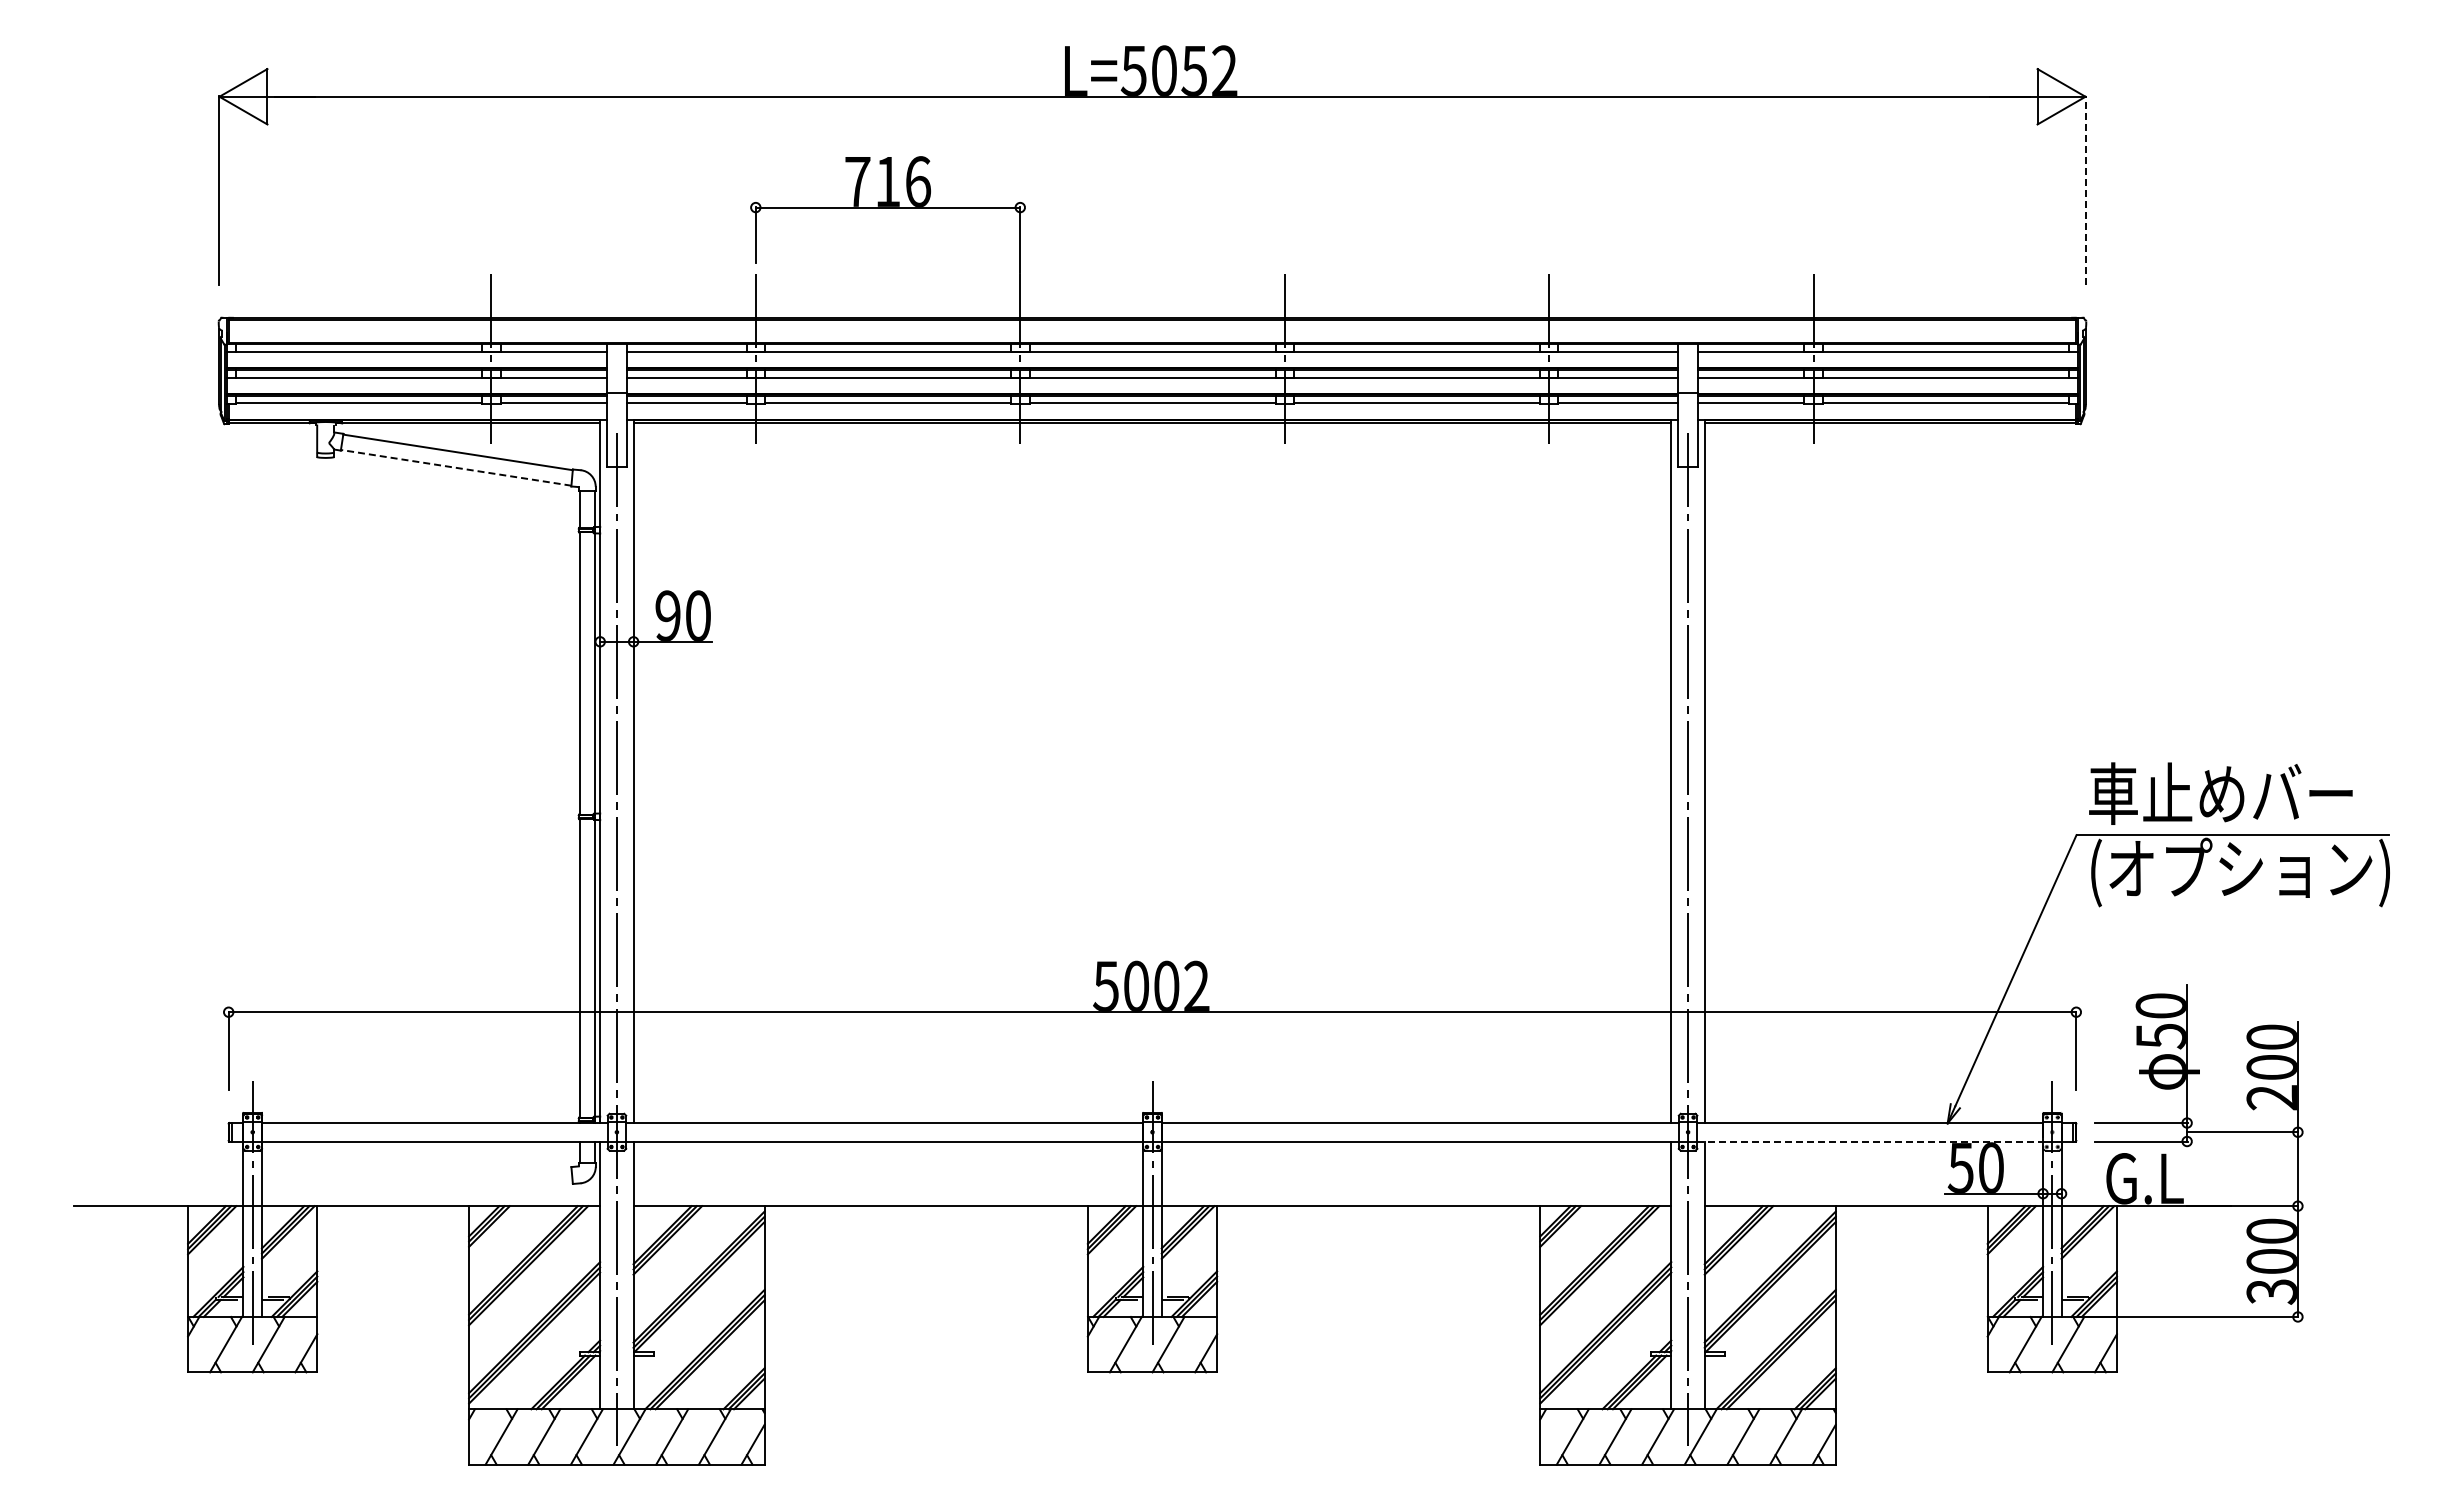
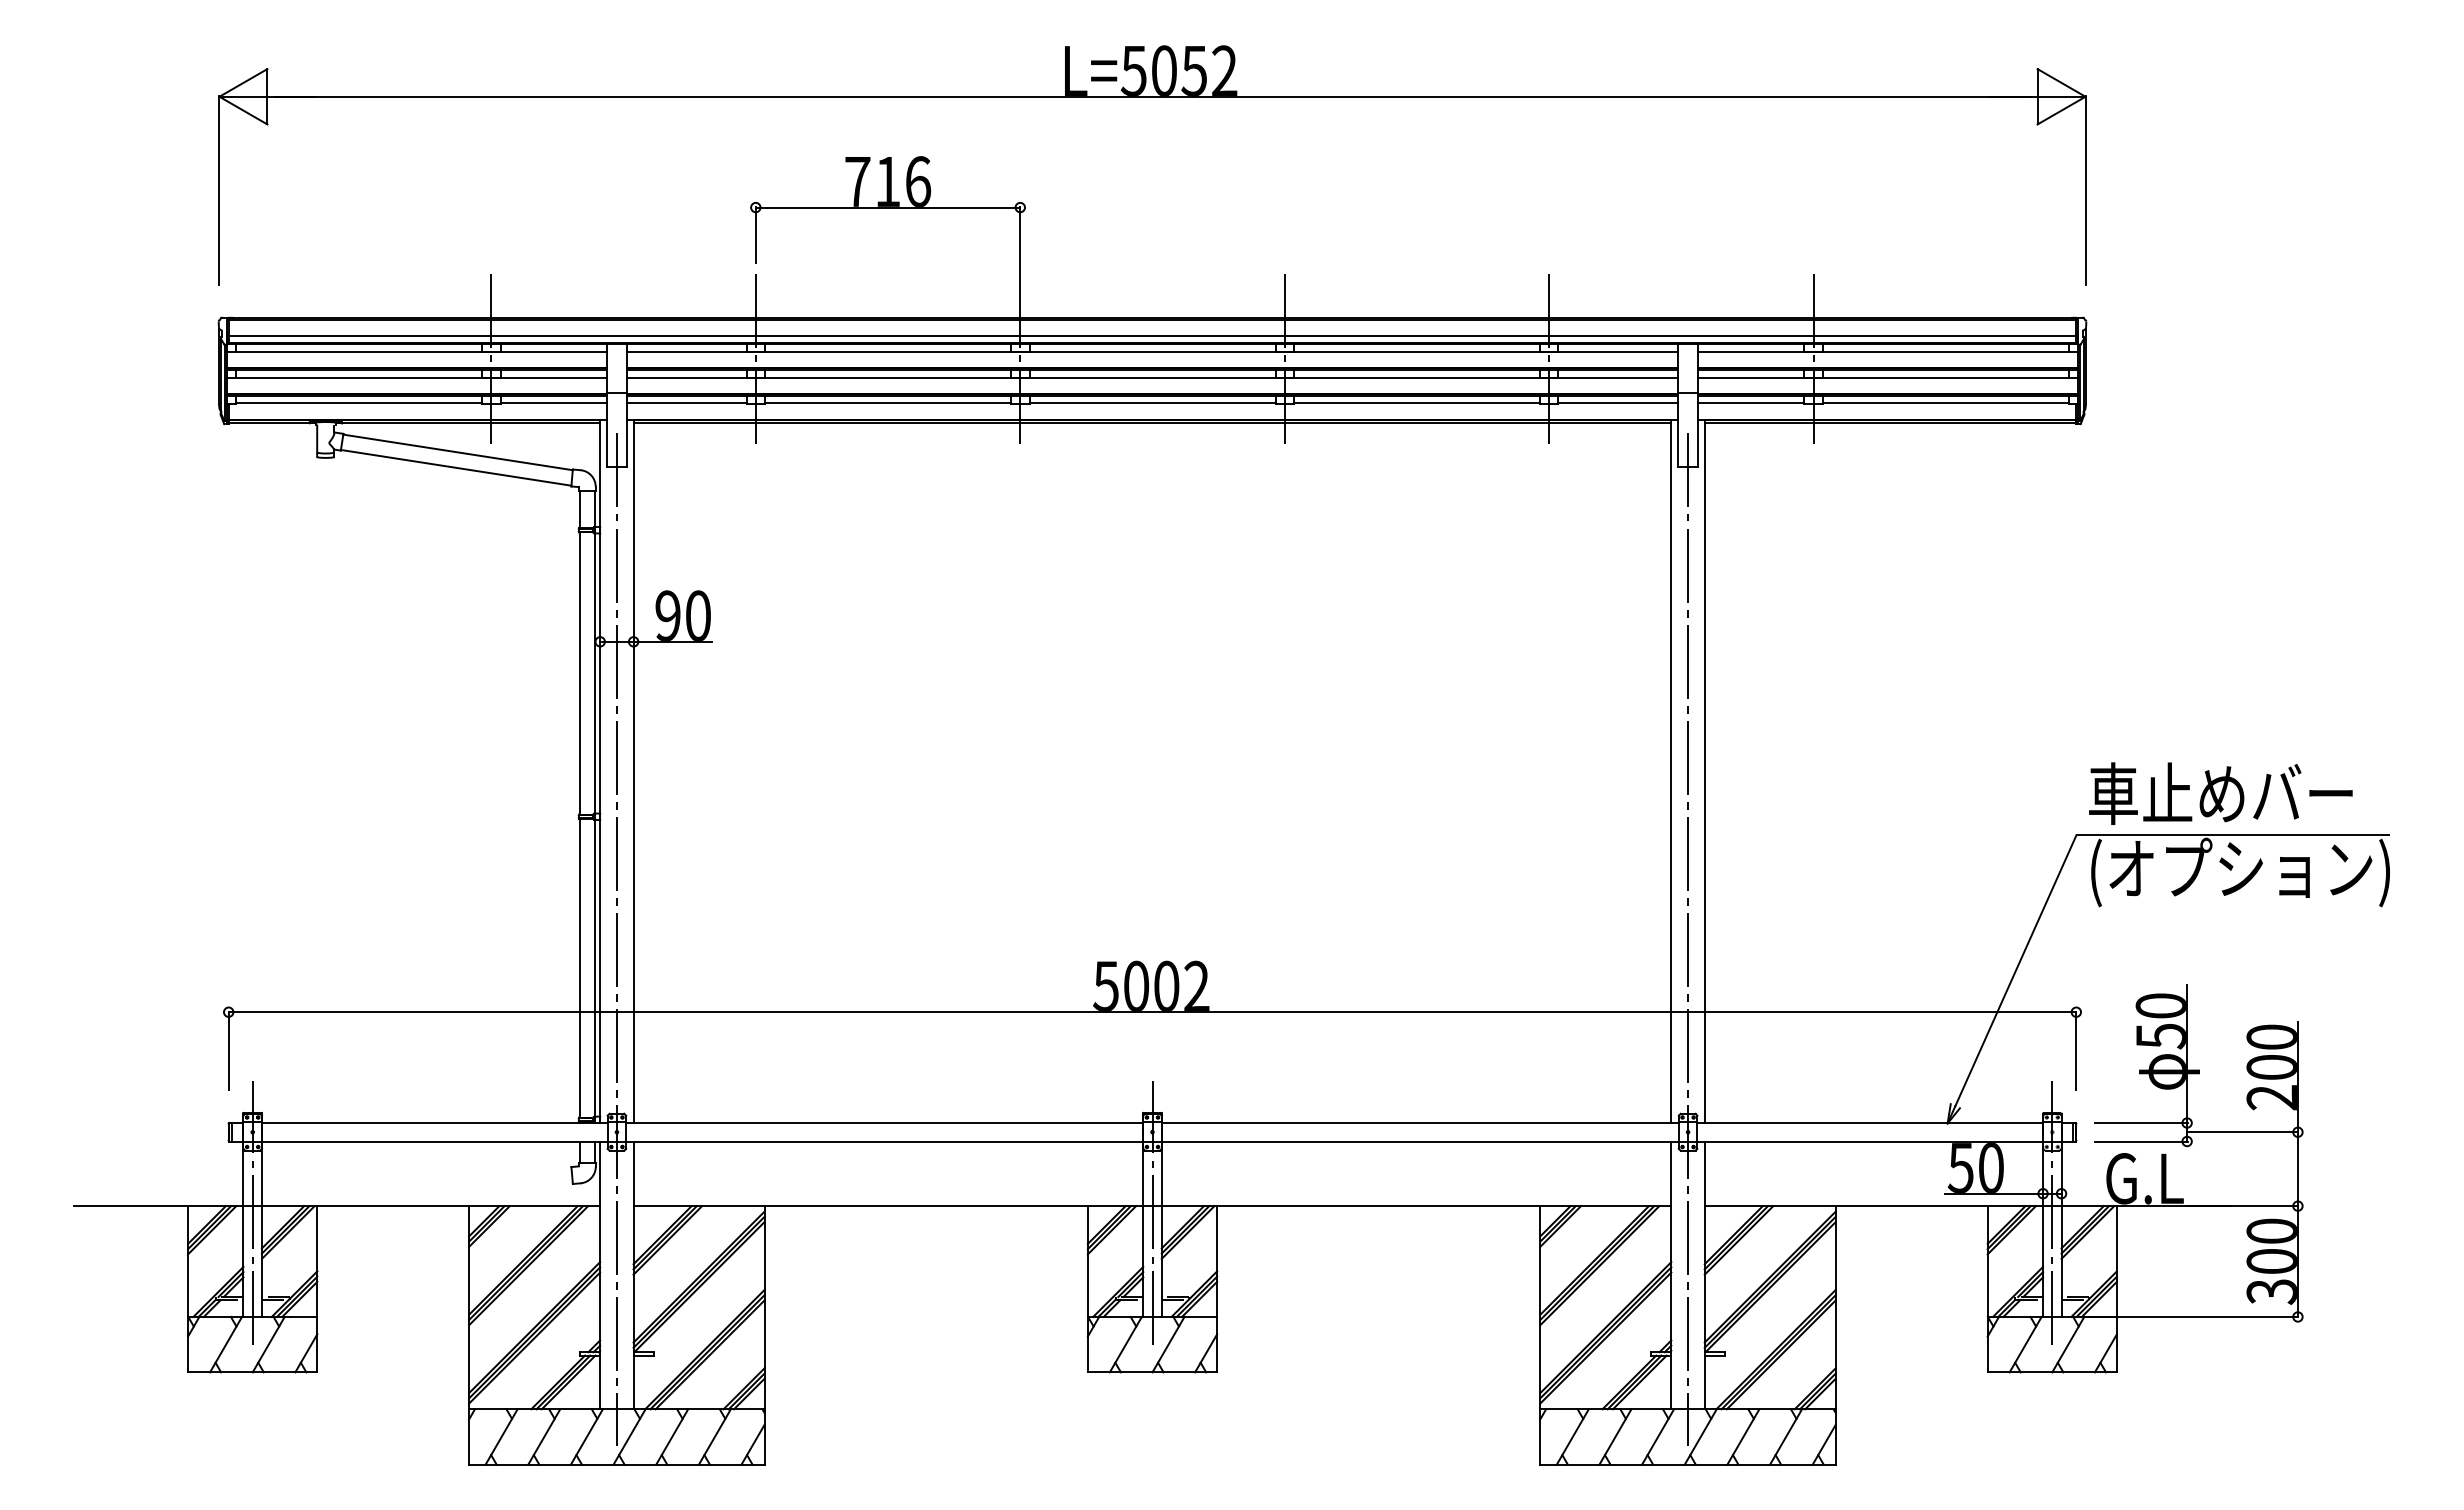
line: dashed -> solid (2085, 190)
line: none -> present (1152, 336)
line: dashed -> solid (456, 467)
line: dashed -> solid (1870, 1141)
